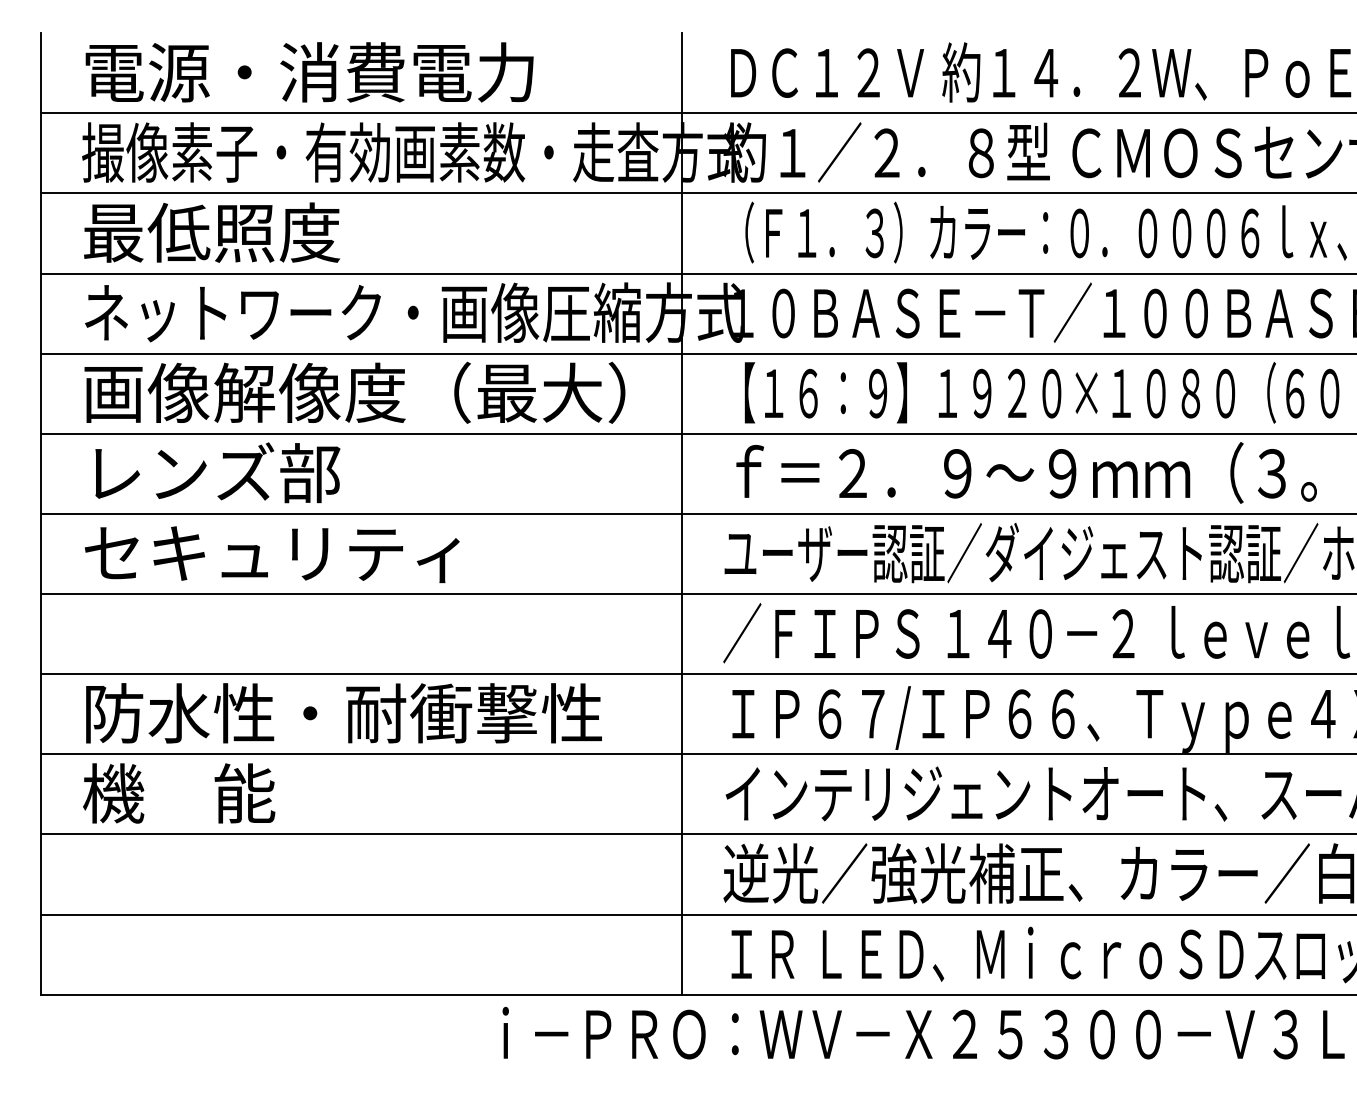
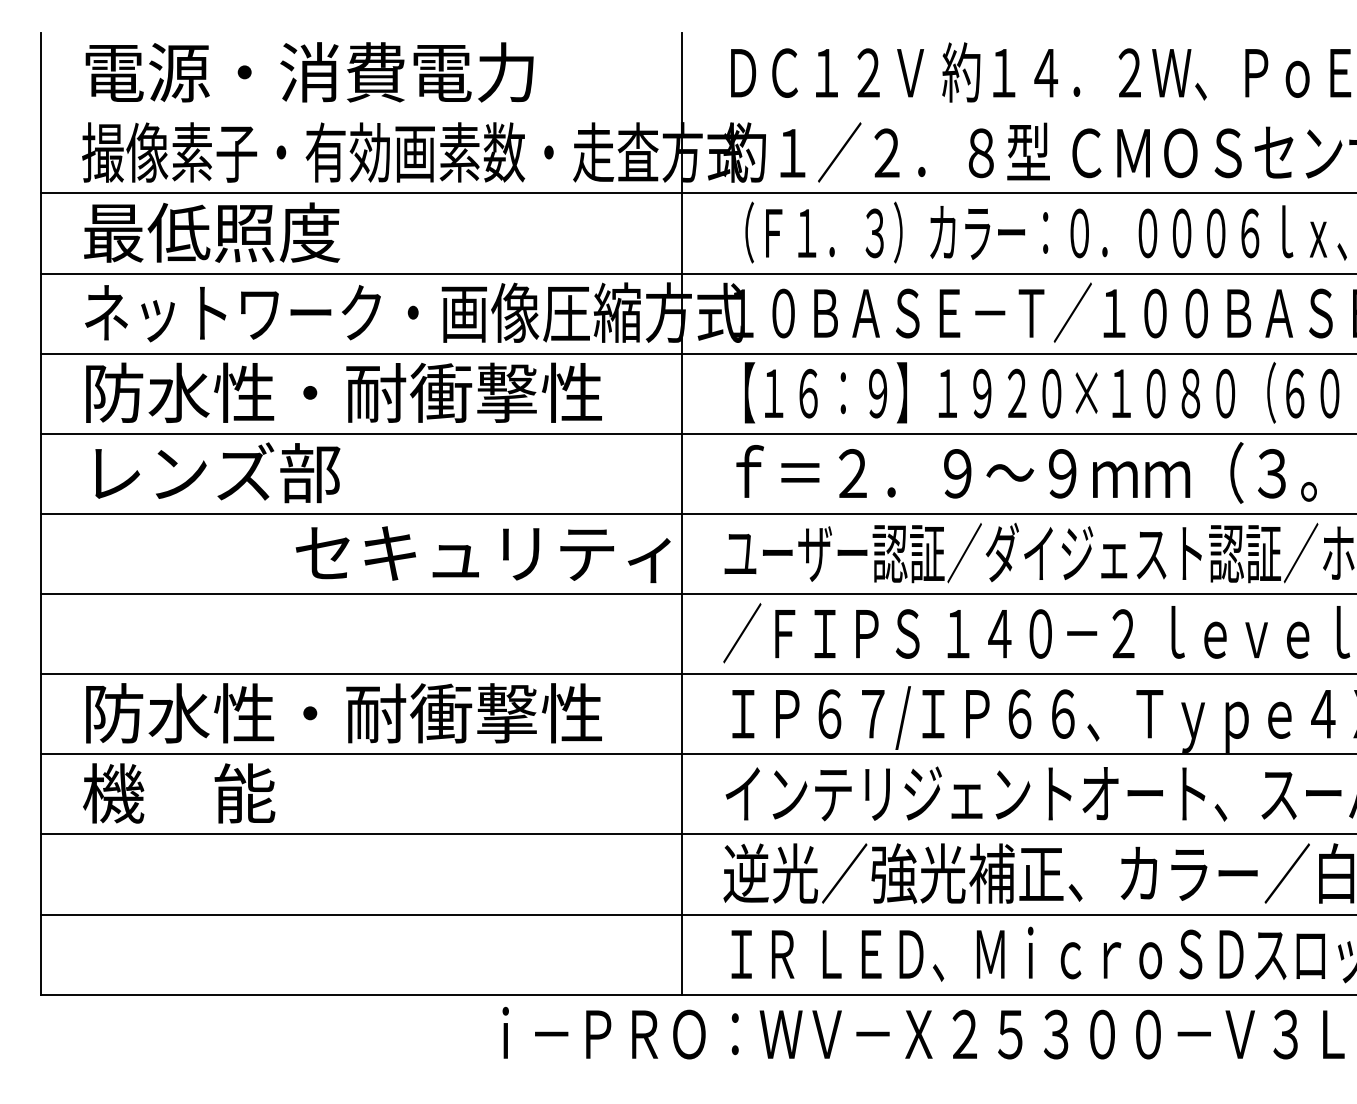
line: present -> none (696, 113)
text: 画像解像度（最大） -> 防水性・耐衝撃性 (354, 392)
text position: (271, 554) -> (482, 554) (482, 554)
